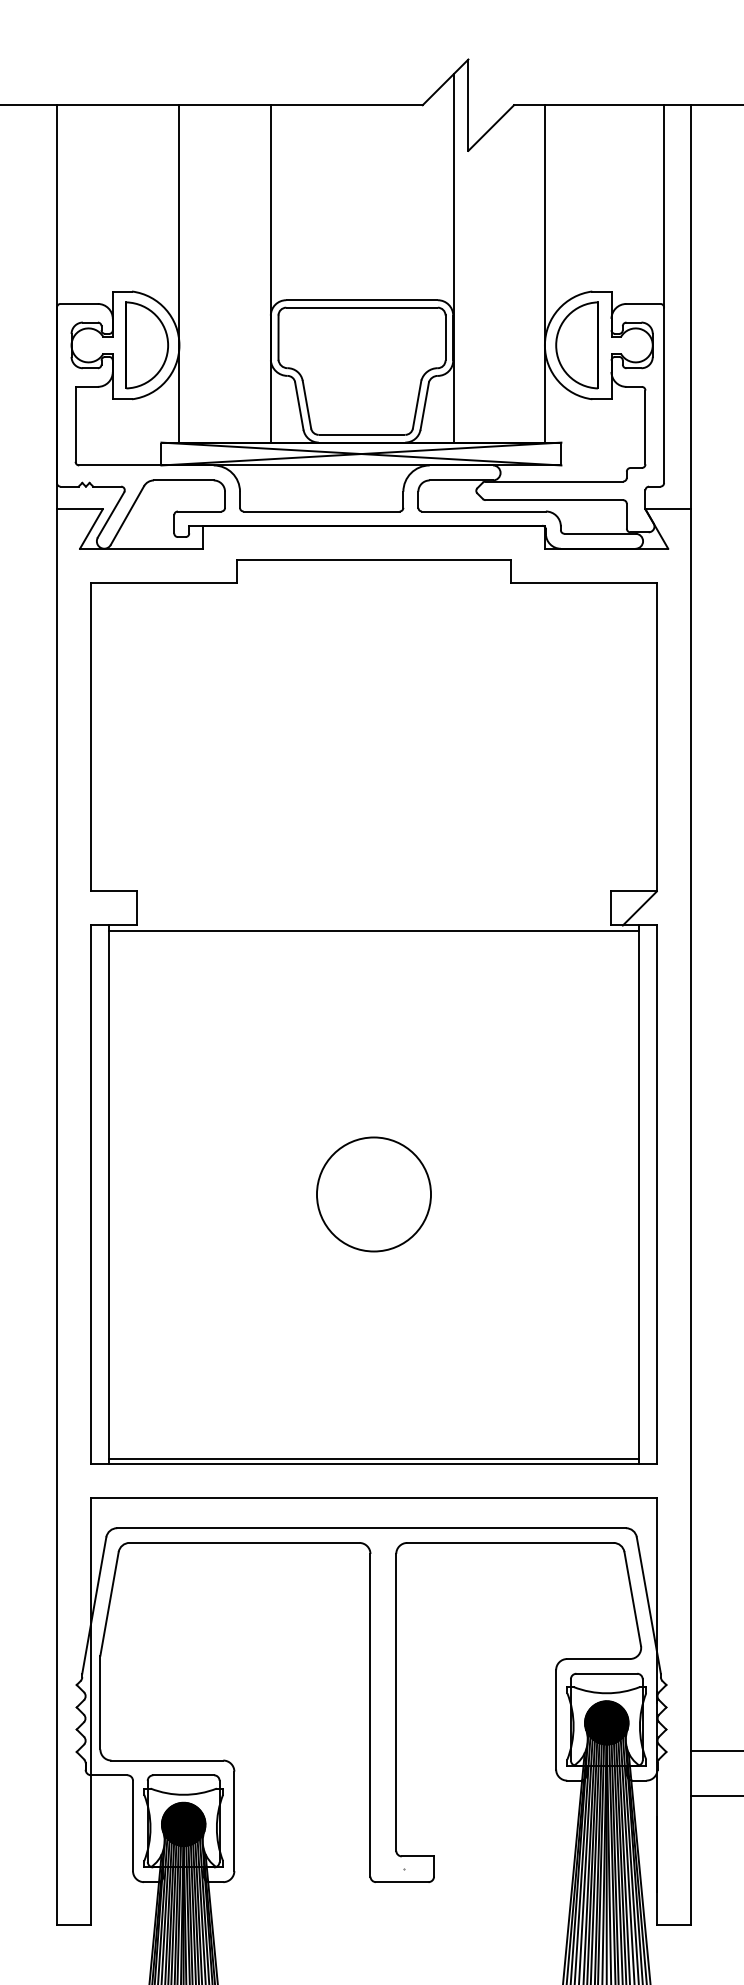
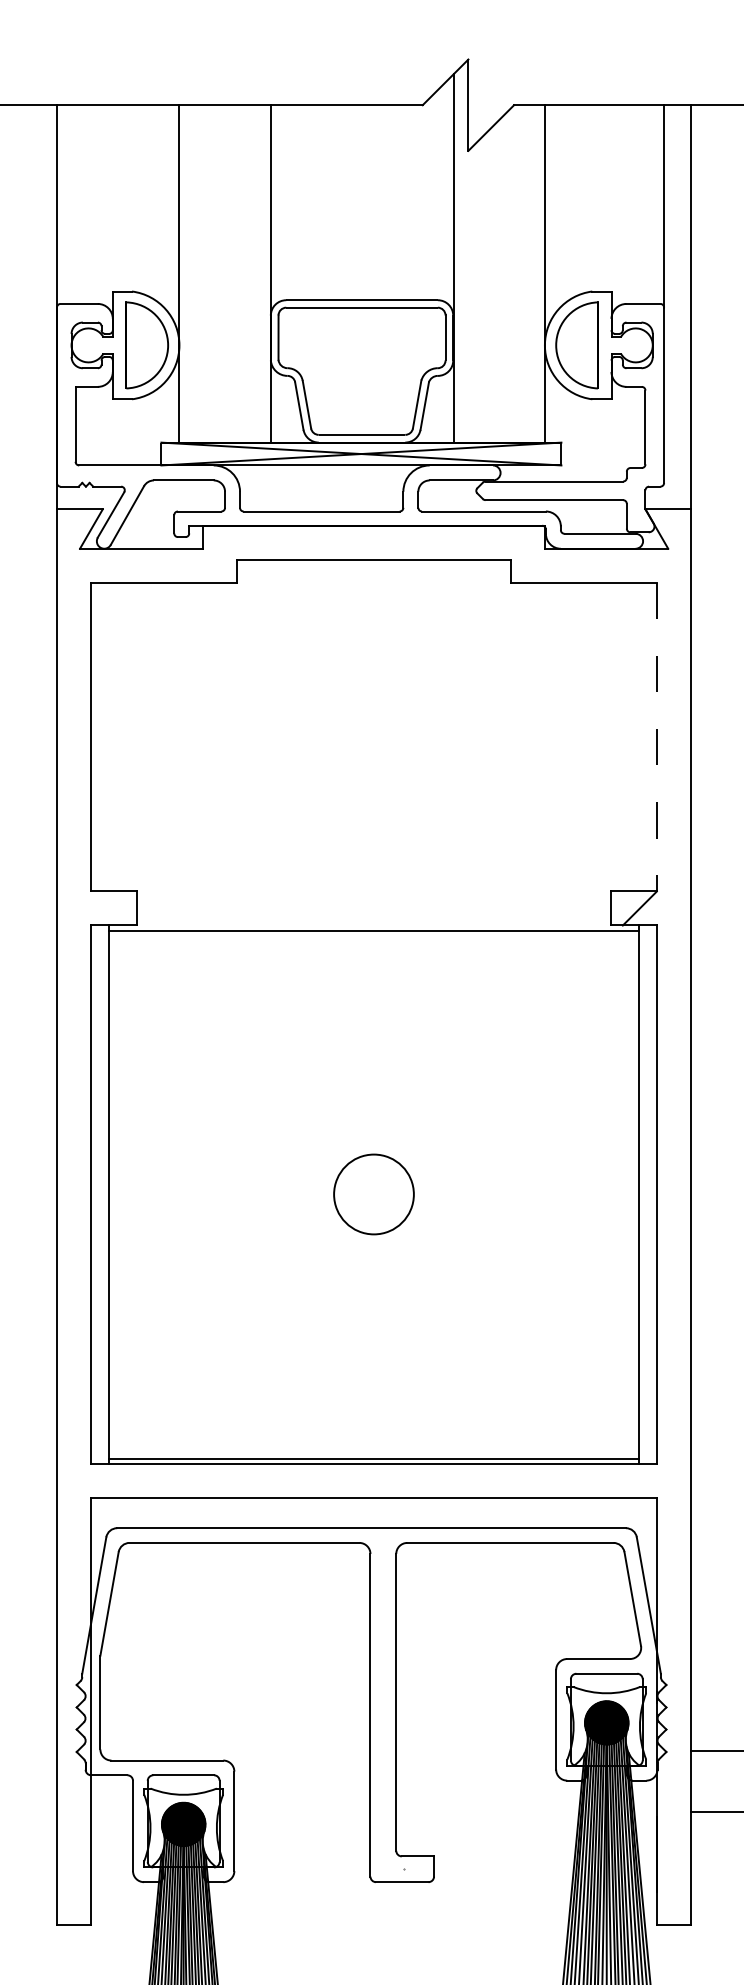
line: solid -> dashed (656, 737)
circle size: 116x117 px -> 82x83 px (373, 1194)
line position: (715, 1796) -> (715, 1812) (715, 1812)
